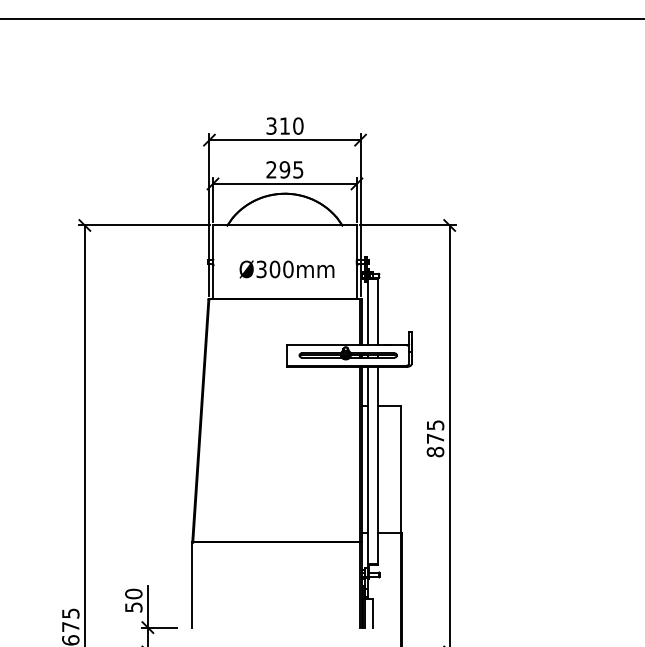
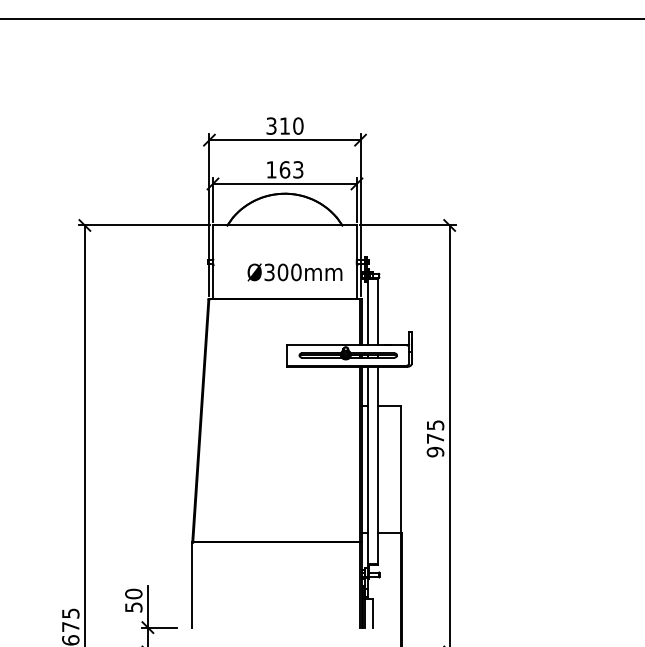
text: 295 -> 163 (284, 169)
text position: (286, 269) -> (294, 272) (294, 272)
text: 875 -> 975 (435, 451)
